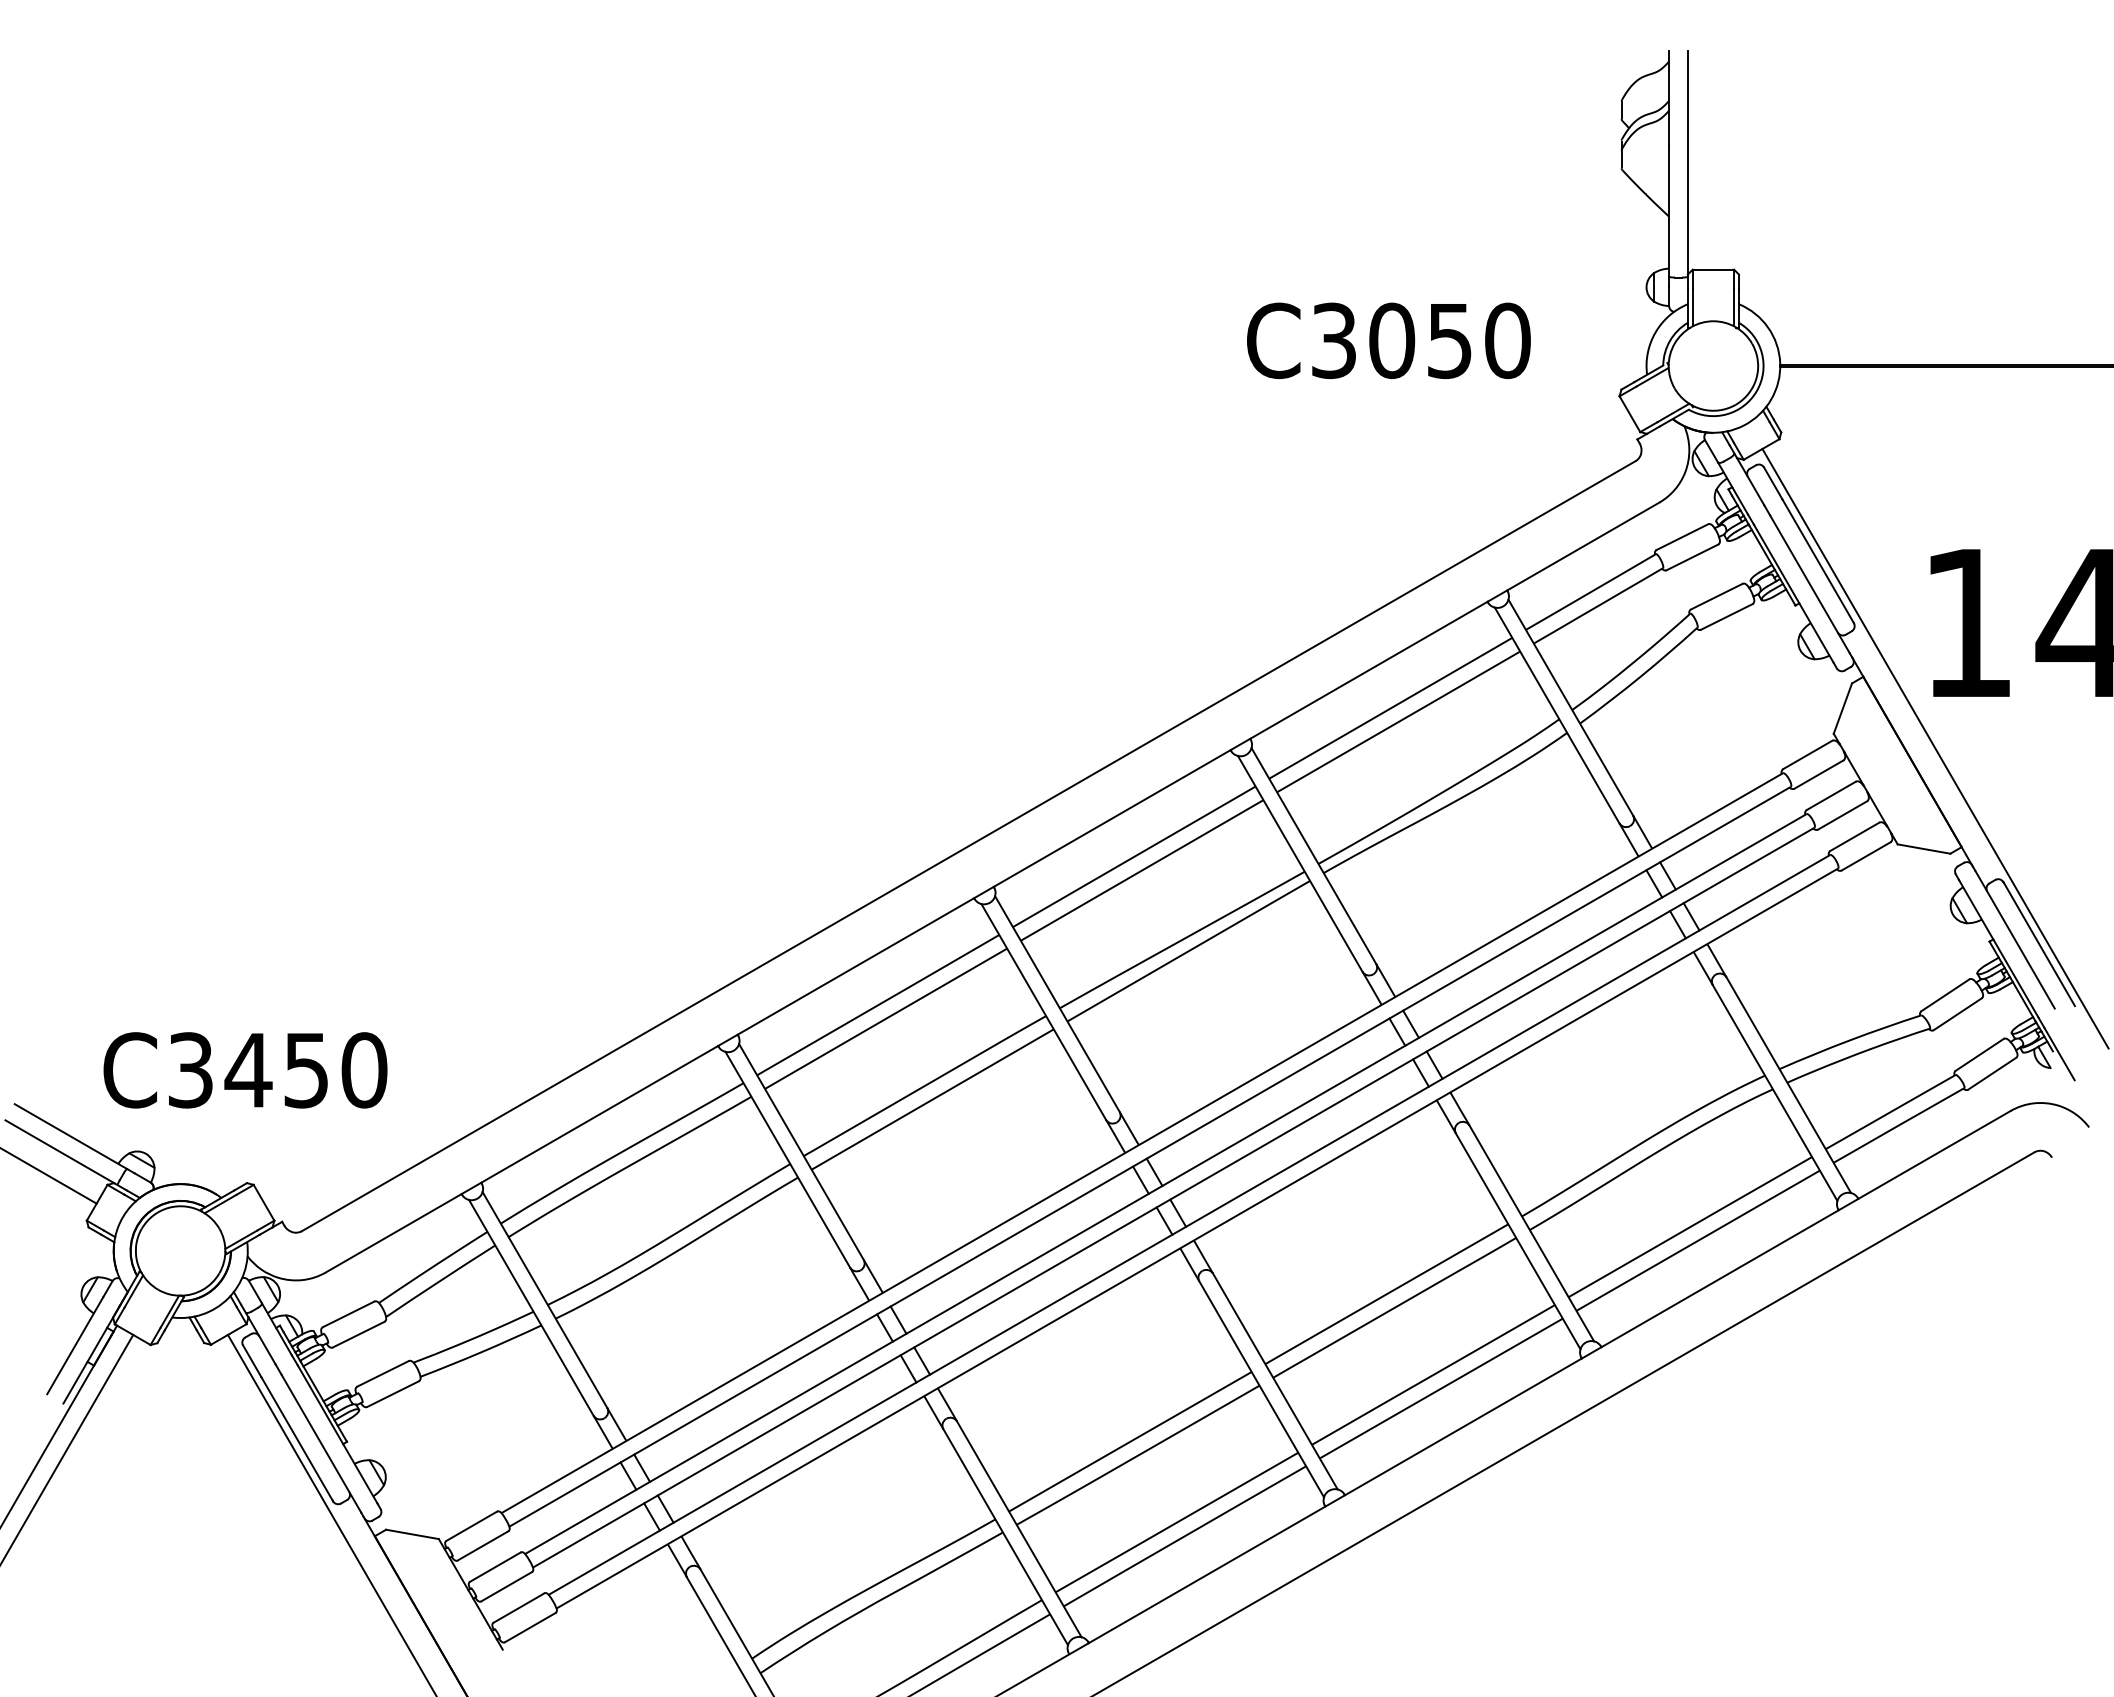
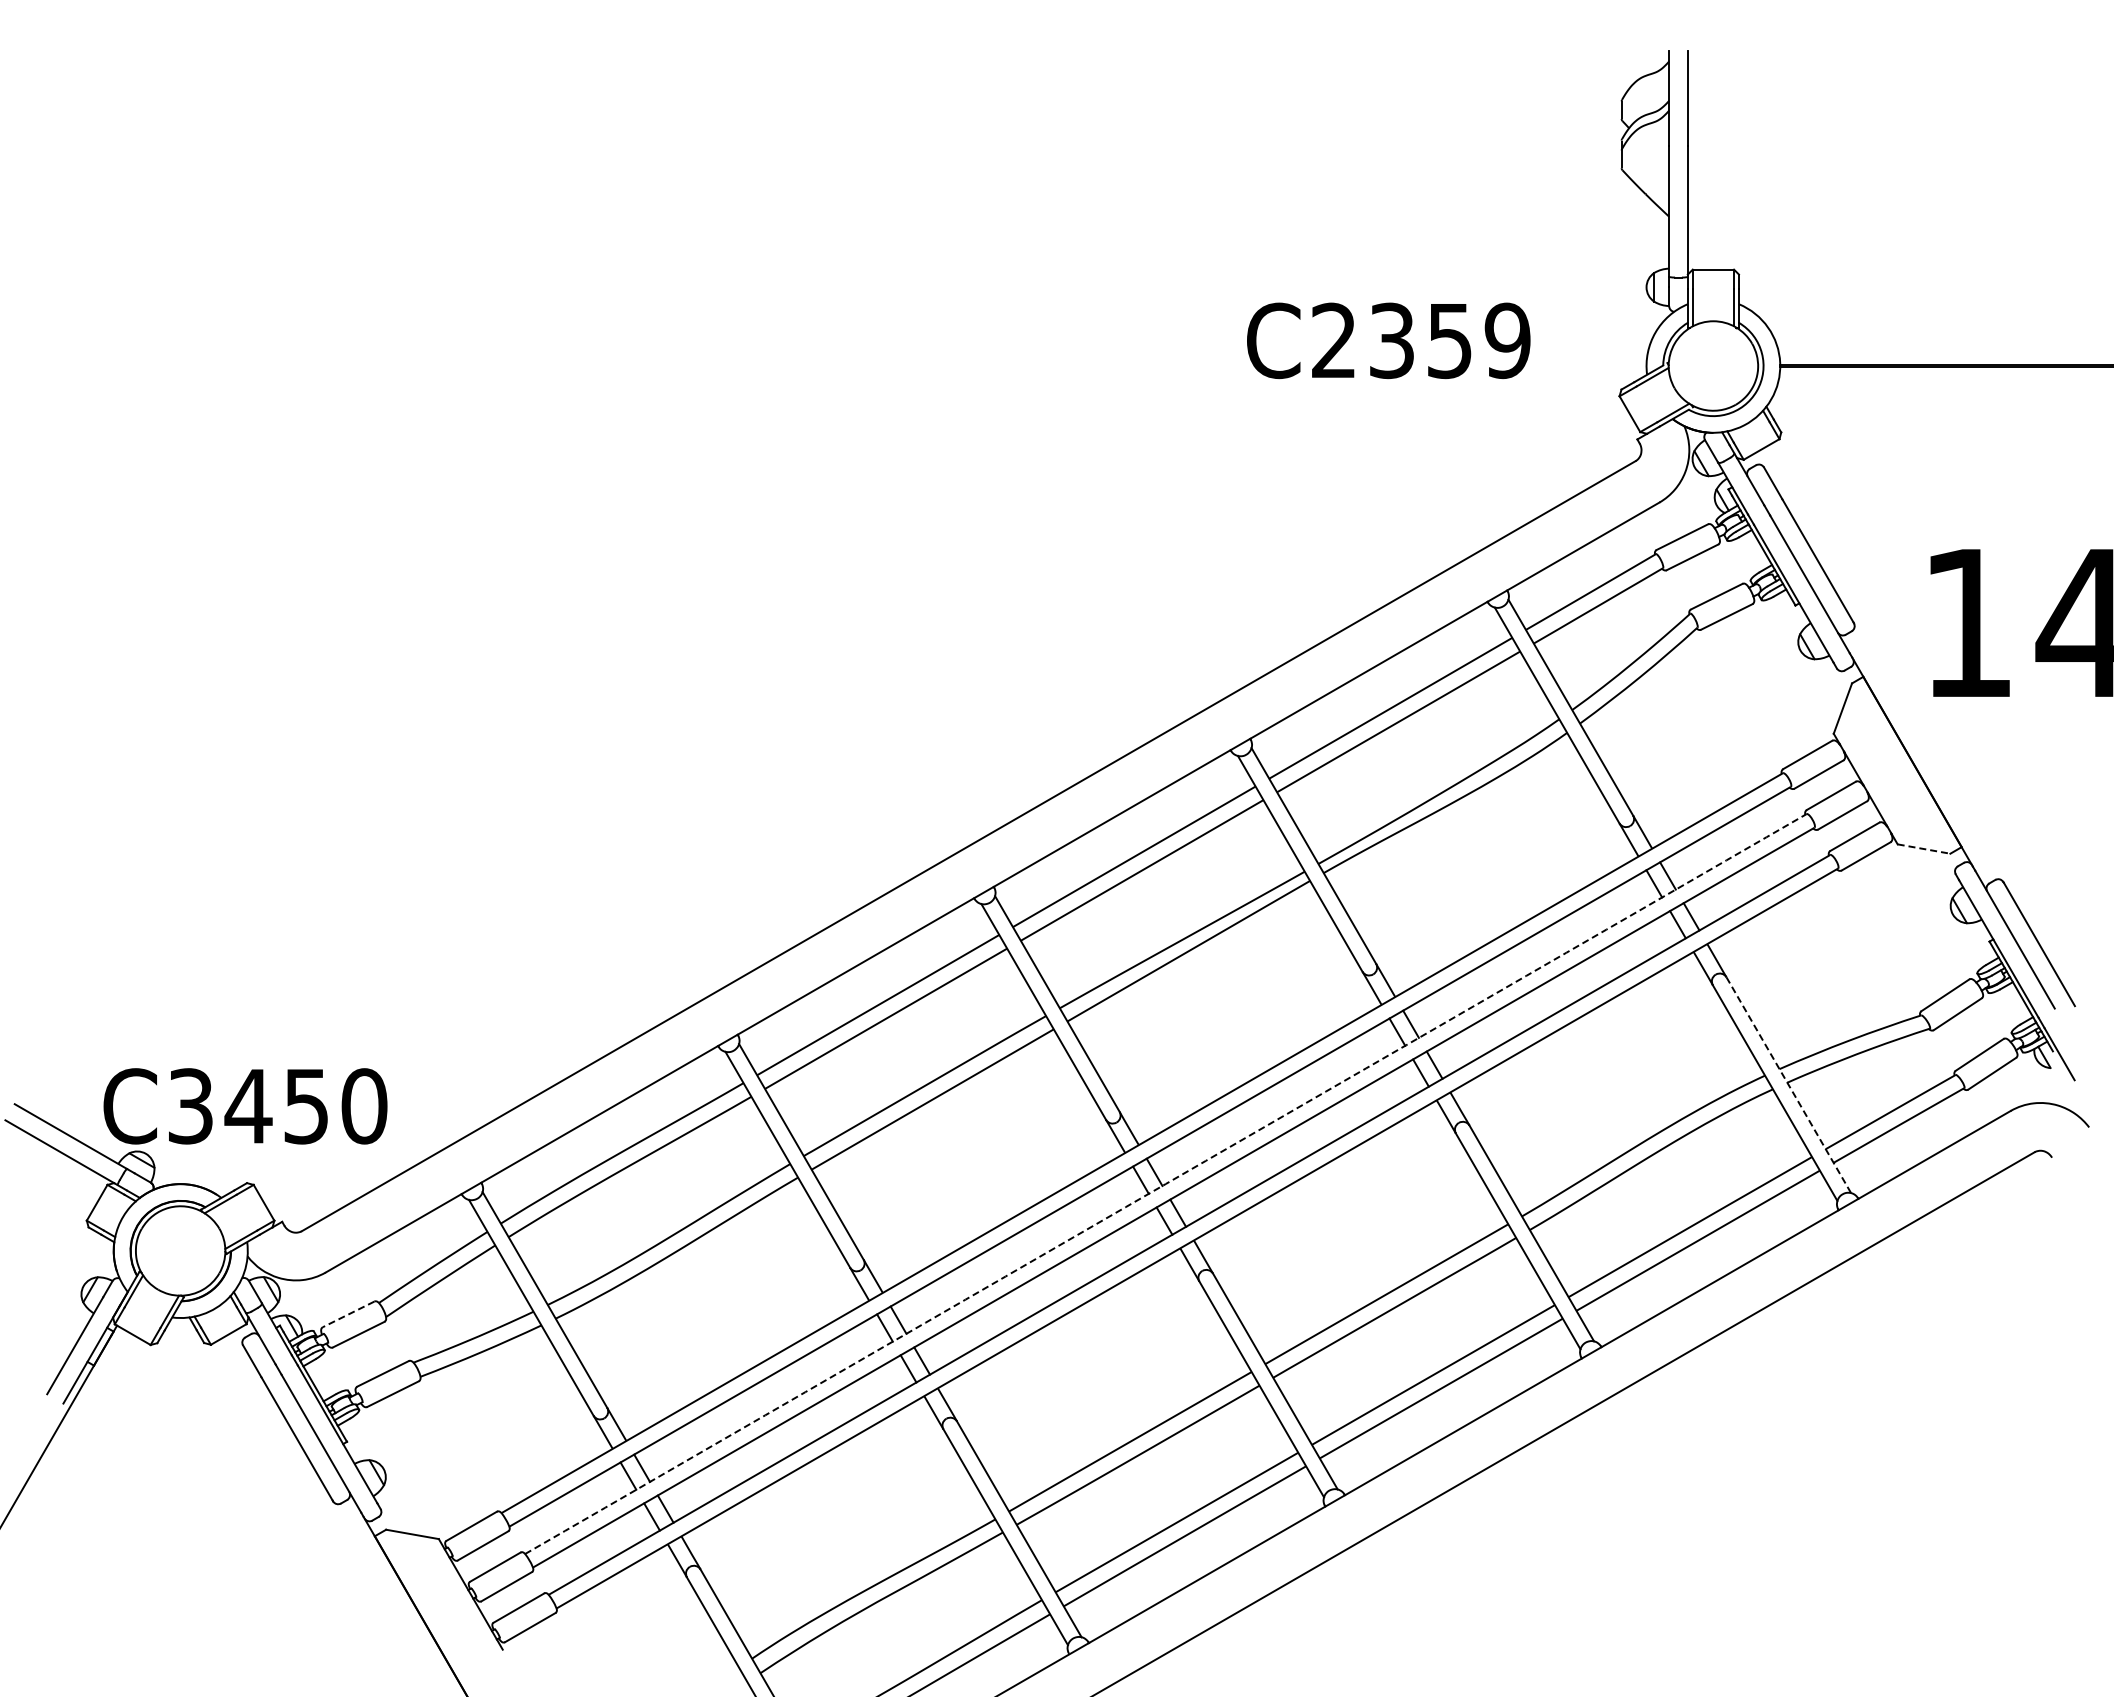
text: C3050 -> C2359 (1421, 340)
line: present -> none (1935, 748)
line: solid -> dashed (1924, 849)
text position: (245, 1070) -> (245, 1106) (245, 1106)
line: solid -> dashed (1788, 1085)
line: present -> none (49, 1176)
line: solid -> dashed (1165, 1184)
line: solid -> dashed (348, 1314)
line: present -> none (67, 1447)
line: present -> none (331, 1513)
